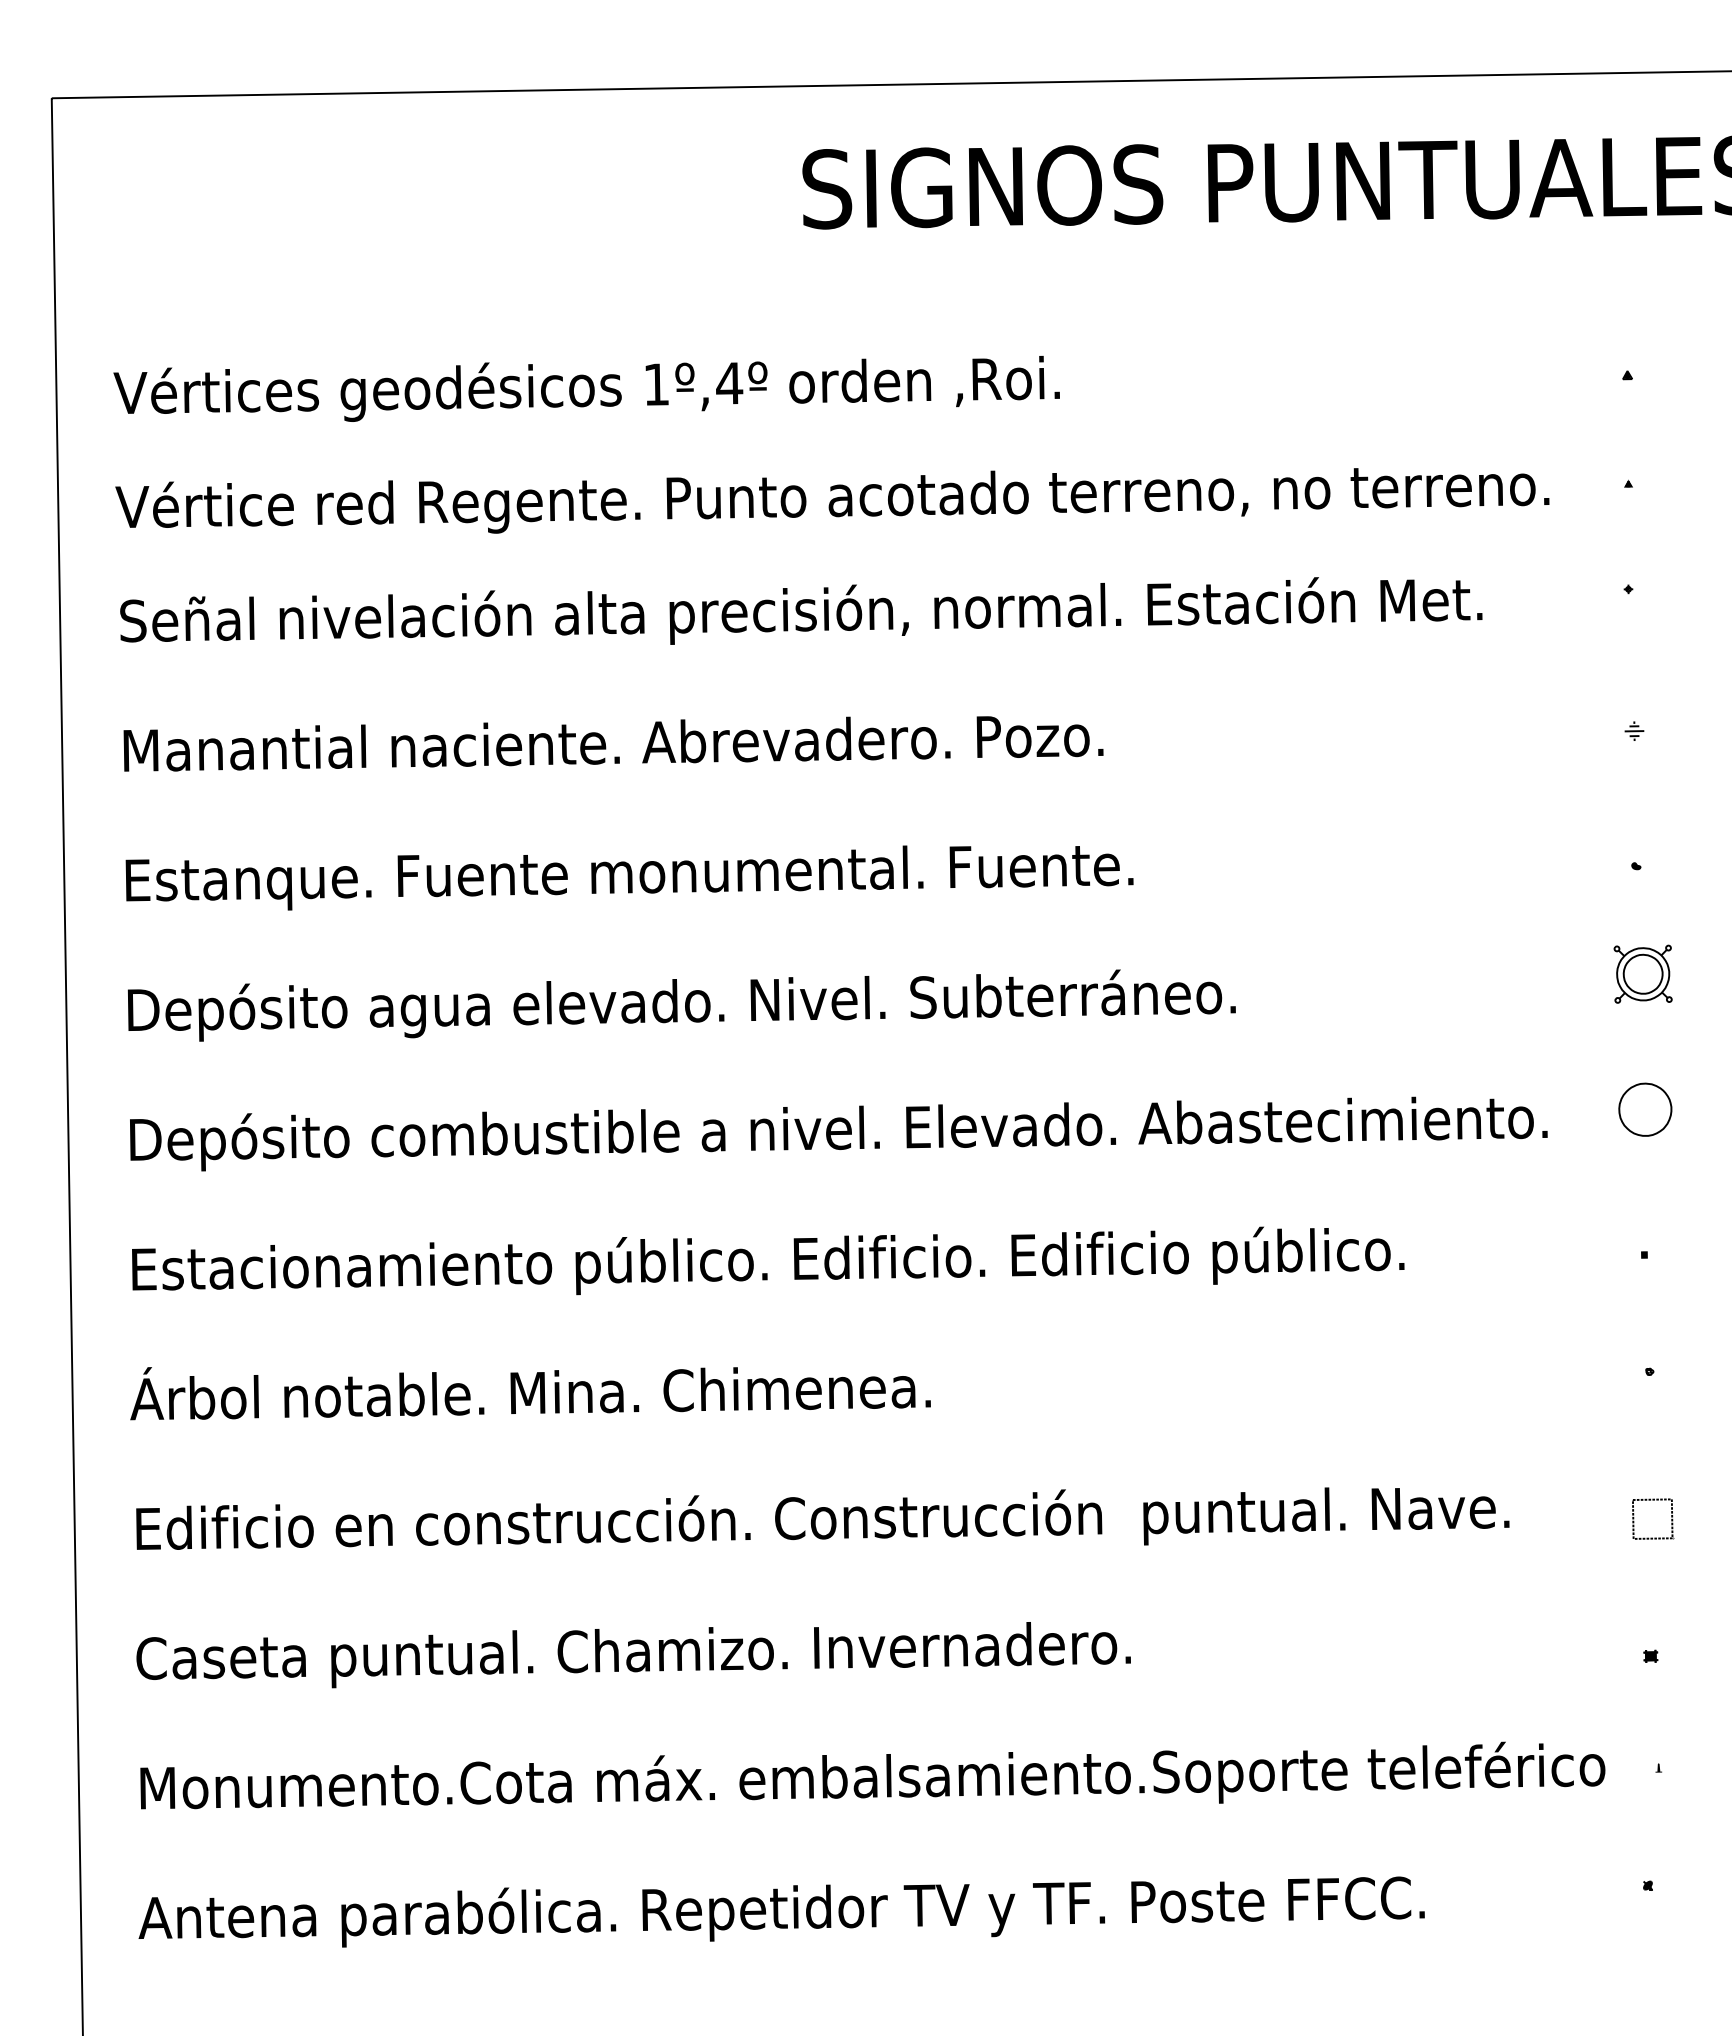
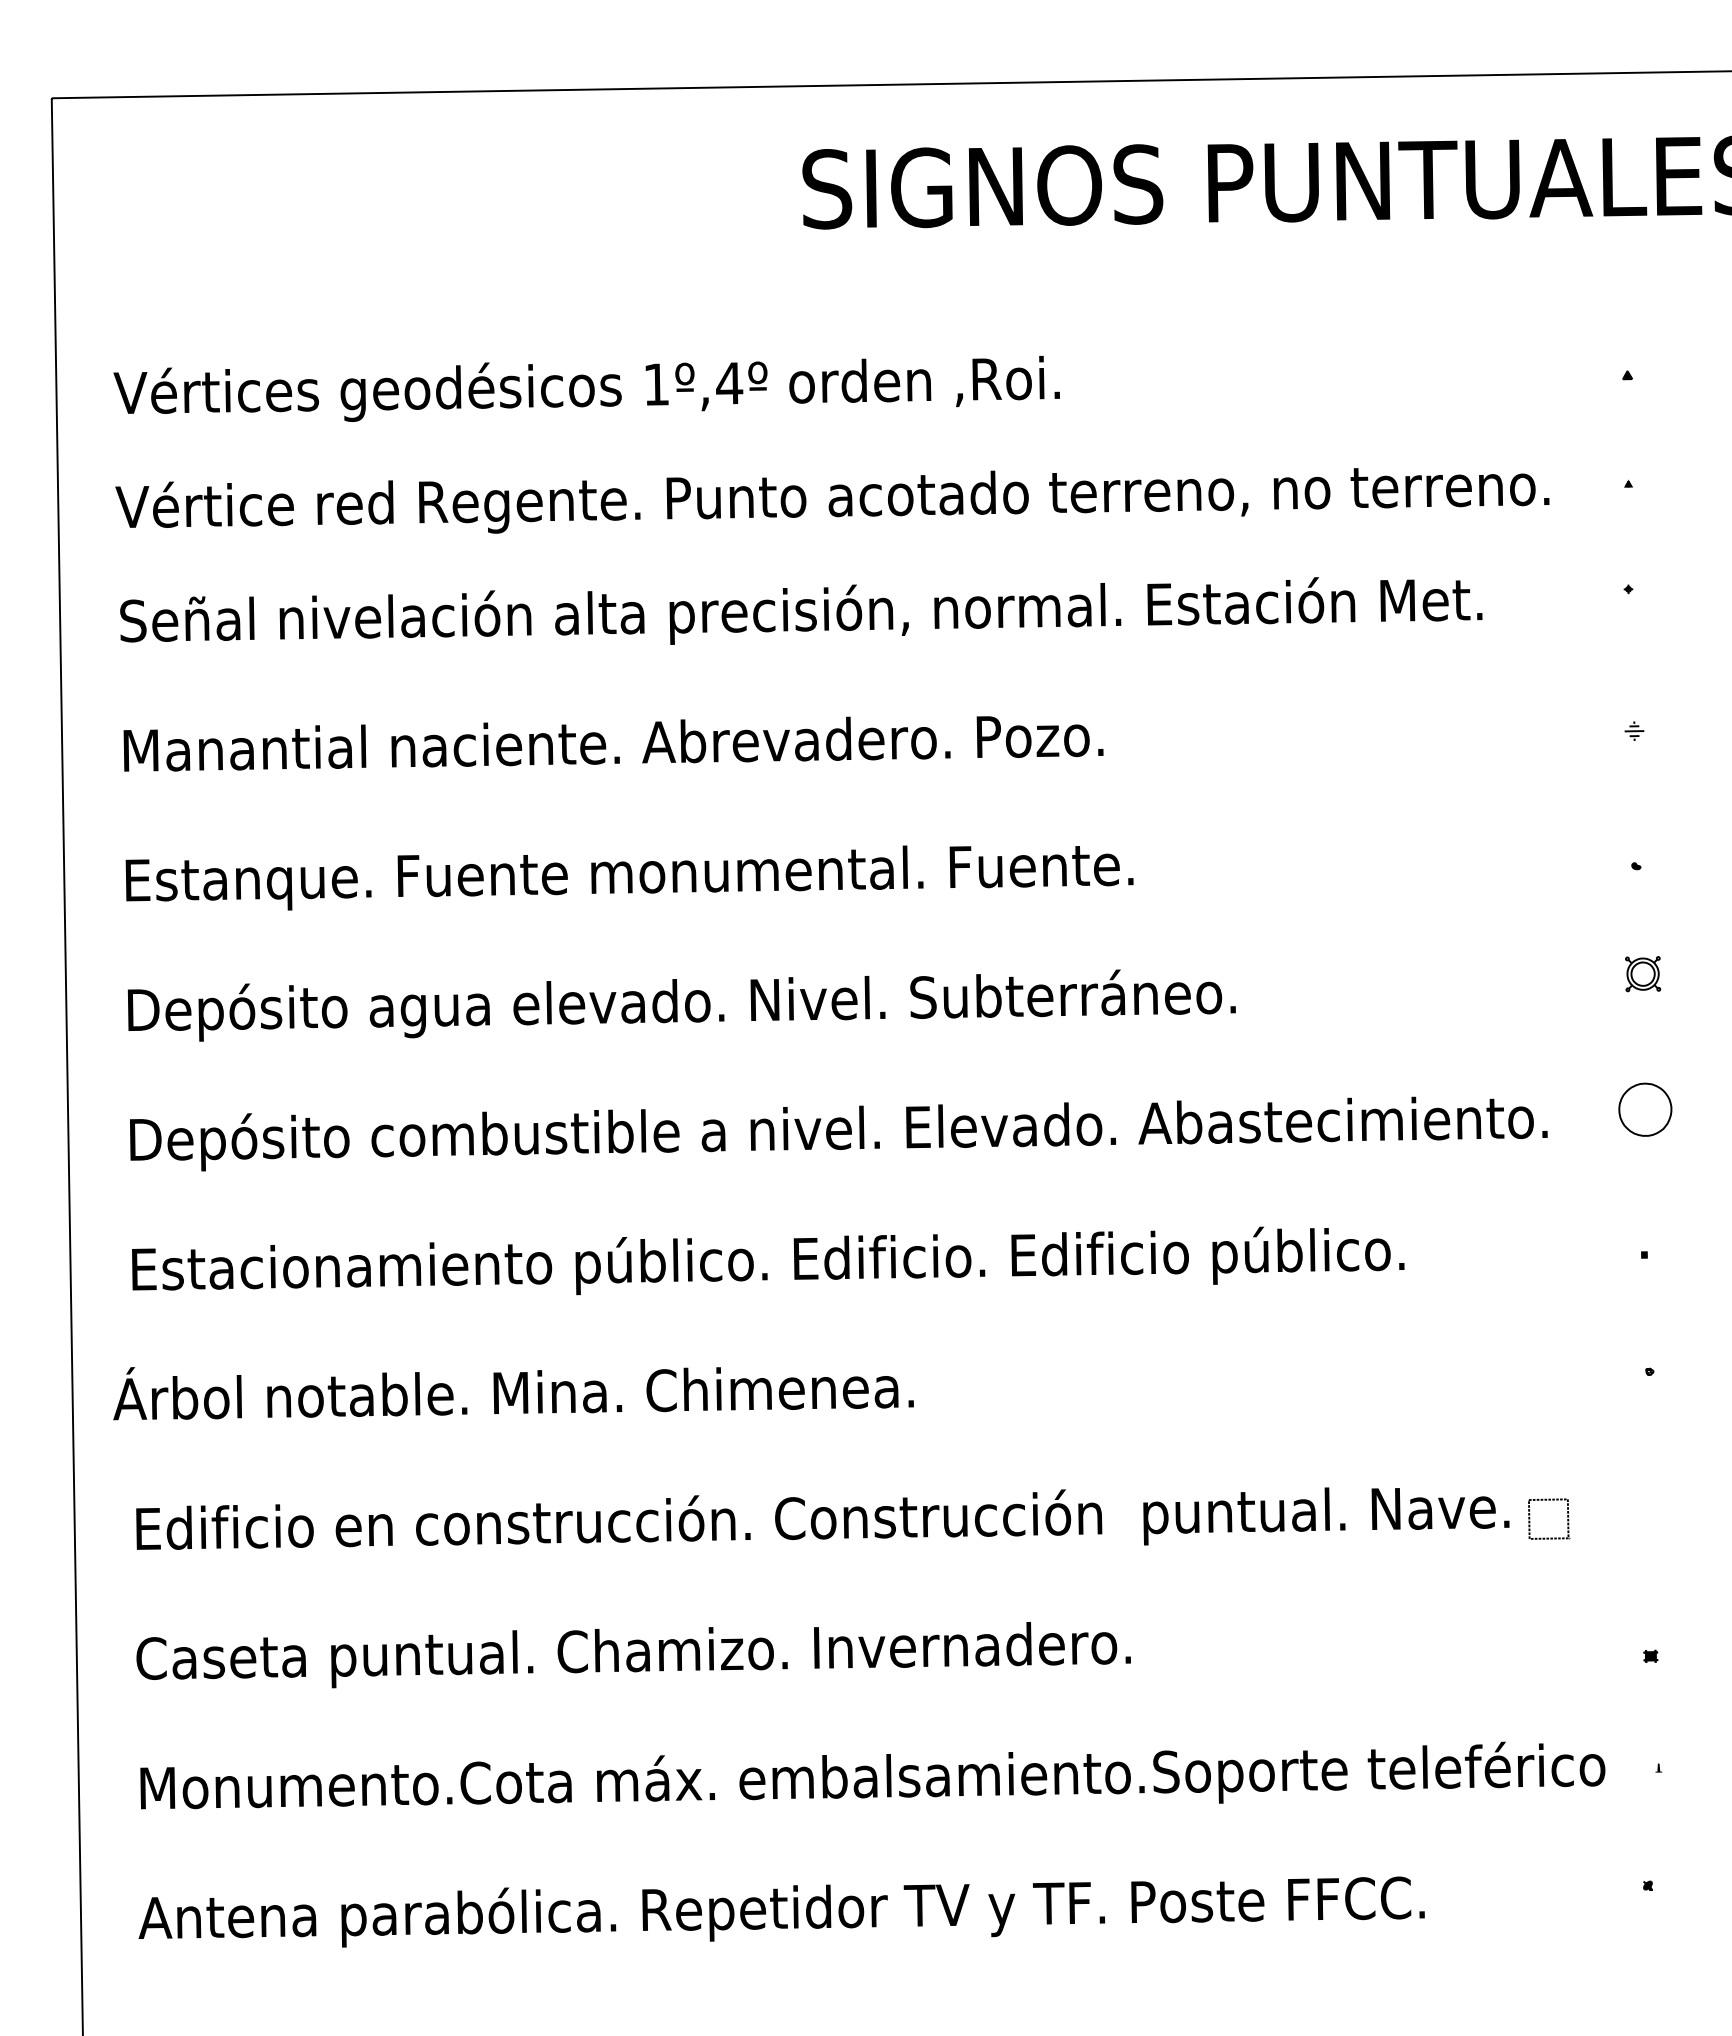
part size: 60x60 px -> 37x37 px (1643, 974)
text position: (530, 1393) -> (513, 1393) (513, 1393)
part position: (1653, 1500) -> (1549, 1500) (1549, 1500)
